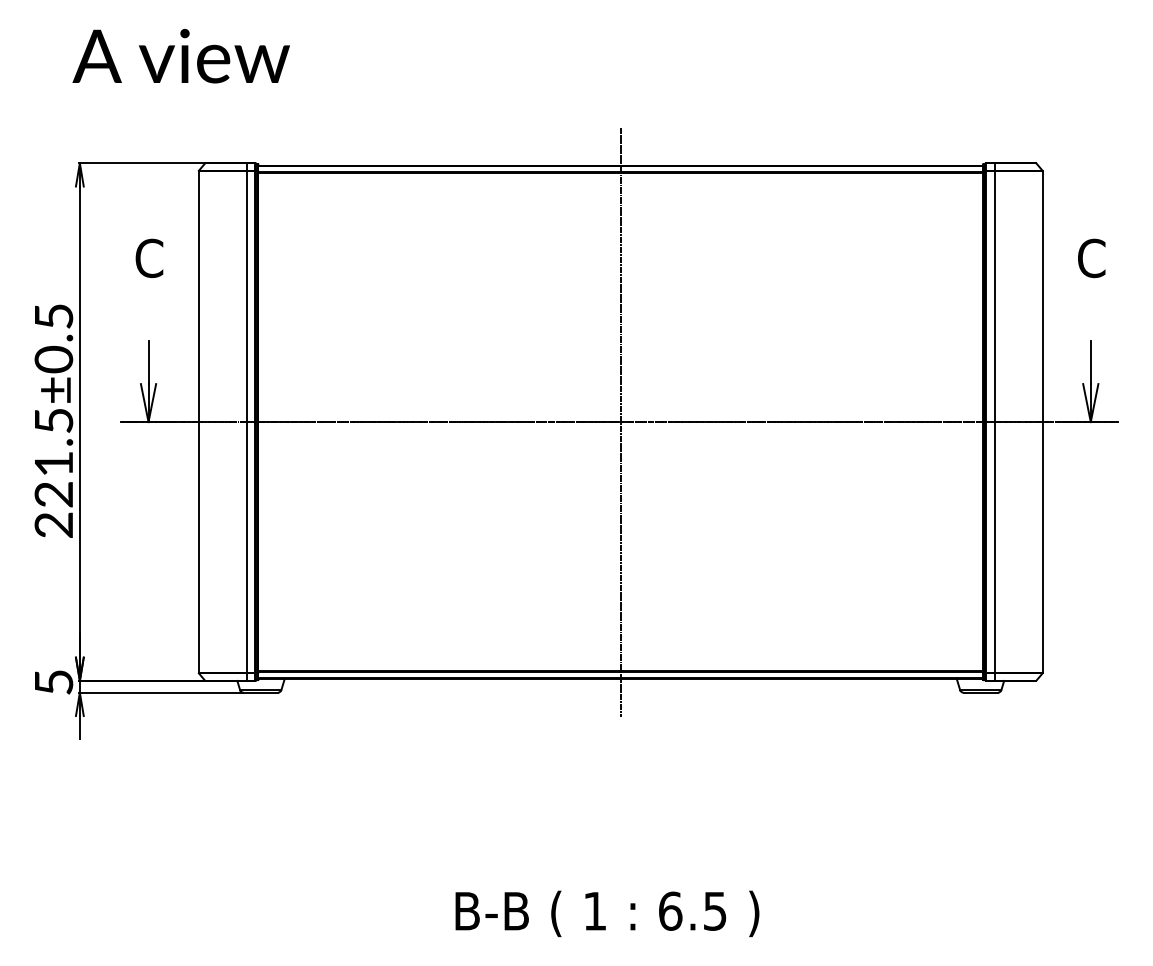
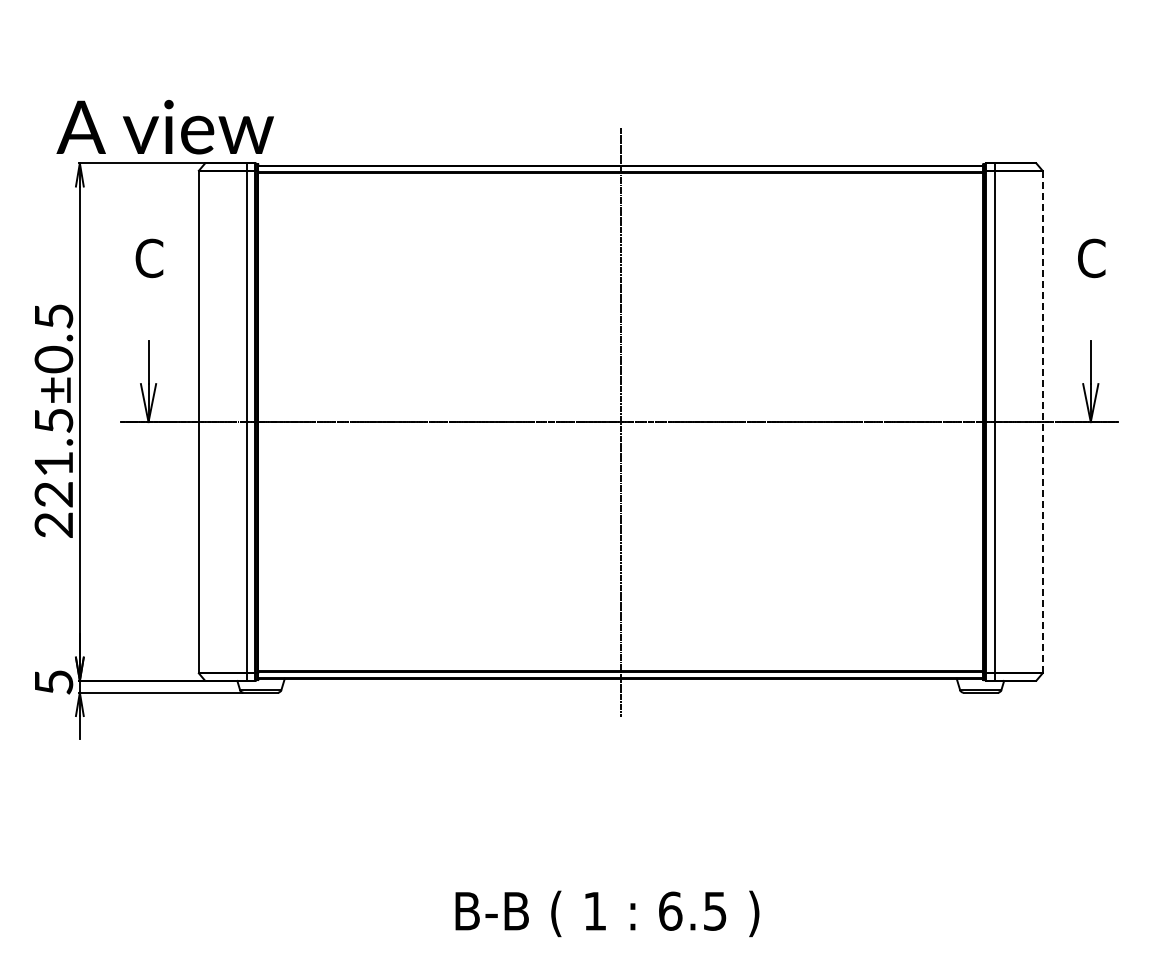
text position: (180, 56) -> (164, 127) (164, 127)
line: solid -> dashed (1042, 422)
